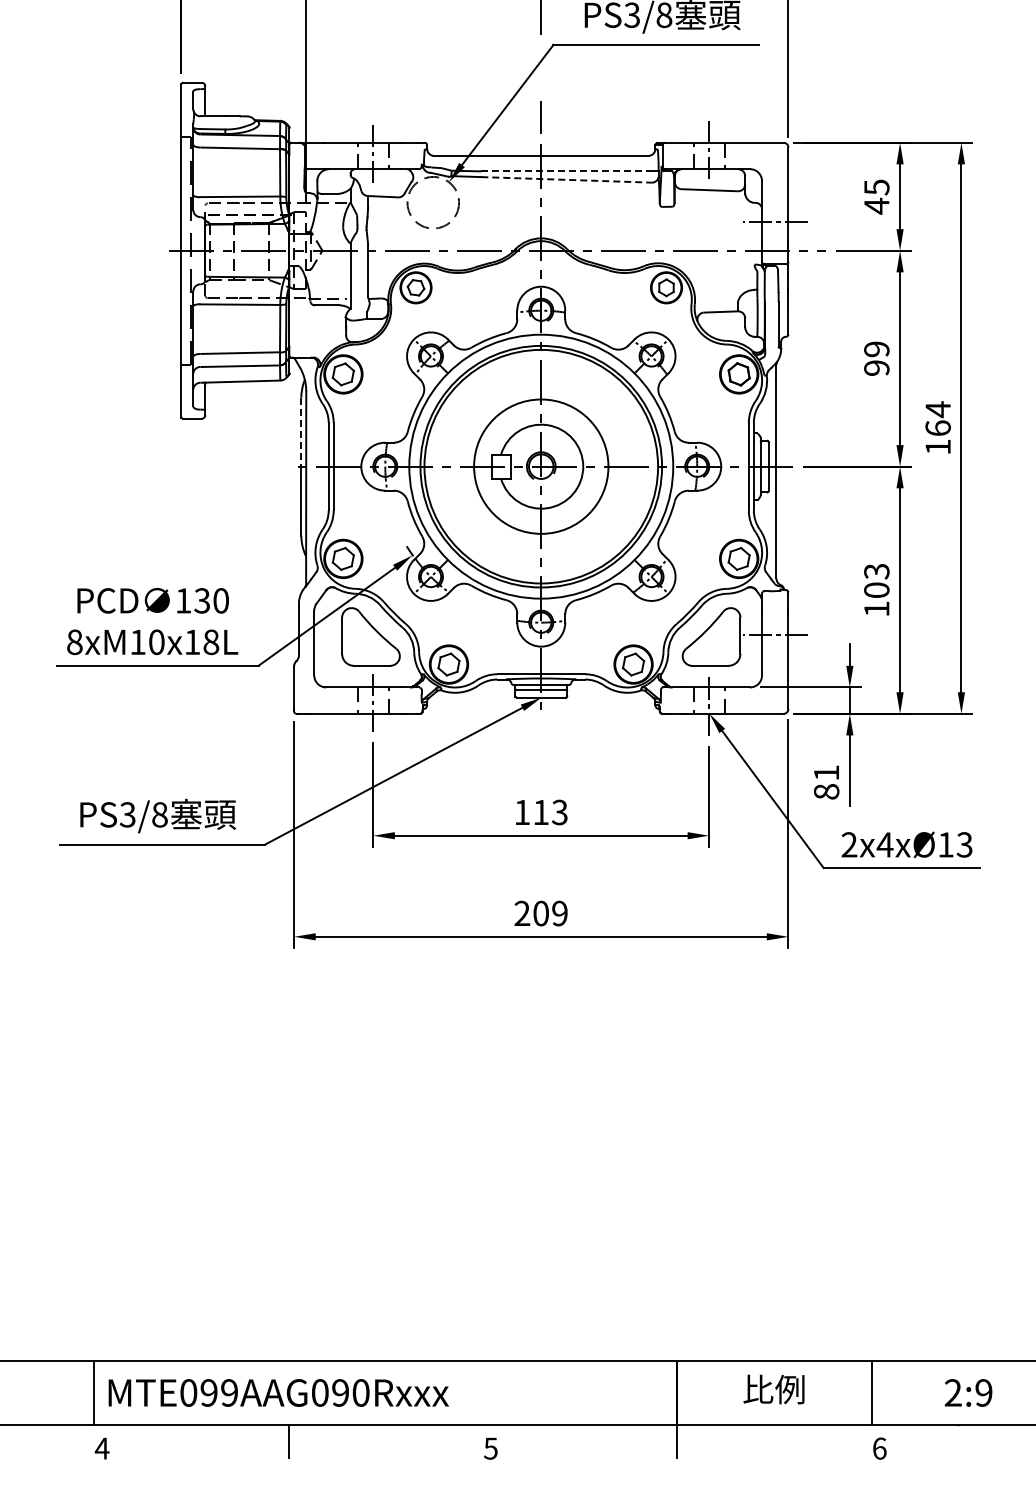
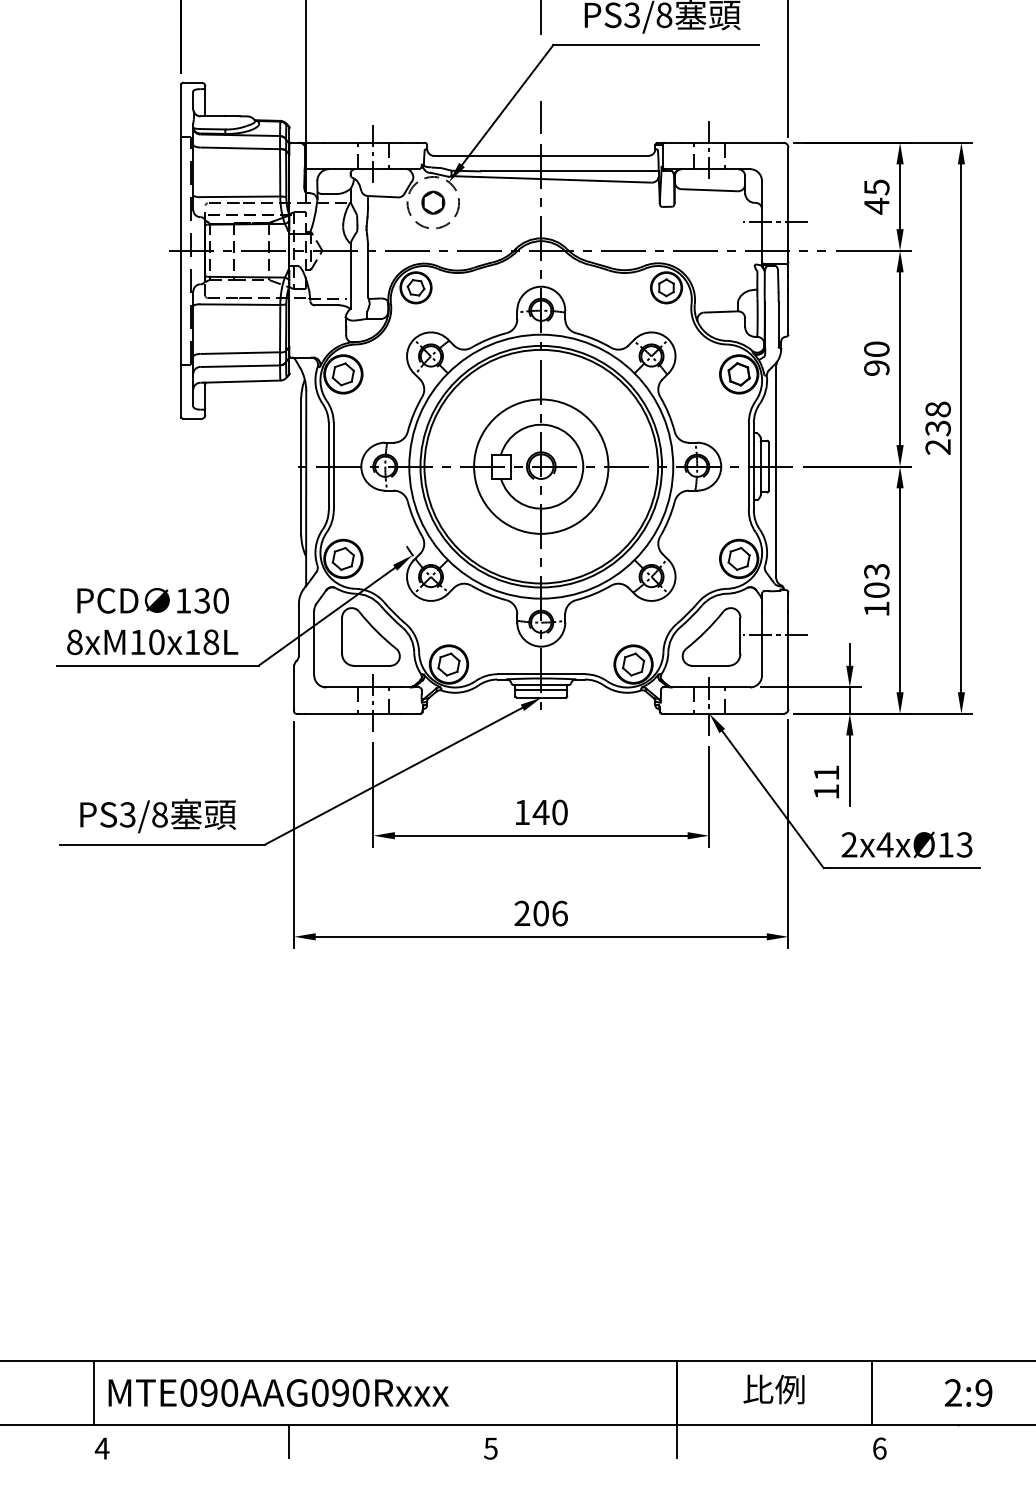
line: dashed -> solid (566, 171)
line: dashed -> solid (565, 179)
part: none -> present (433, 202)
text: 99 -> 90 (876, 349)
text: 164 -> 238 (937, 427)
line: dashed -> solid (301, 432)
text: 81 -> 11 (826, 791)
text: 113 -> 140 (549, 812)
text: 209 -> 206 (559, 913)
text: MTE099AAG090Rxxx -> MTE090AAG090Rxxx (229, 1392)
